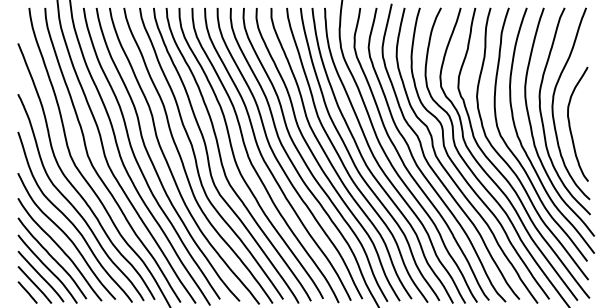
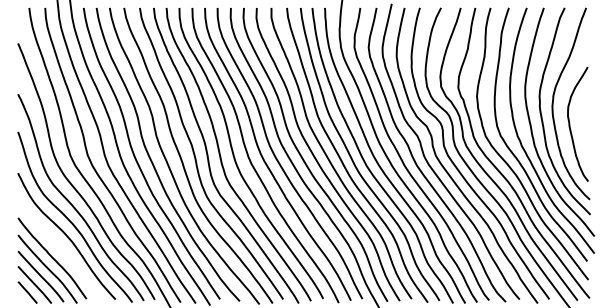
curve: present -> none (59, 248)
